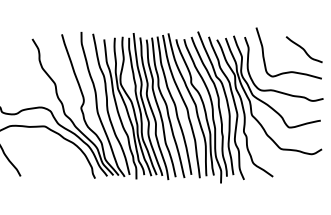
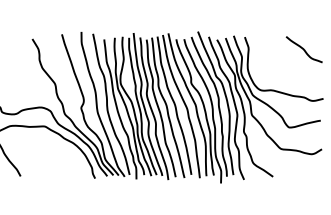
curve: present -> none (288, 71)
